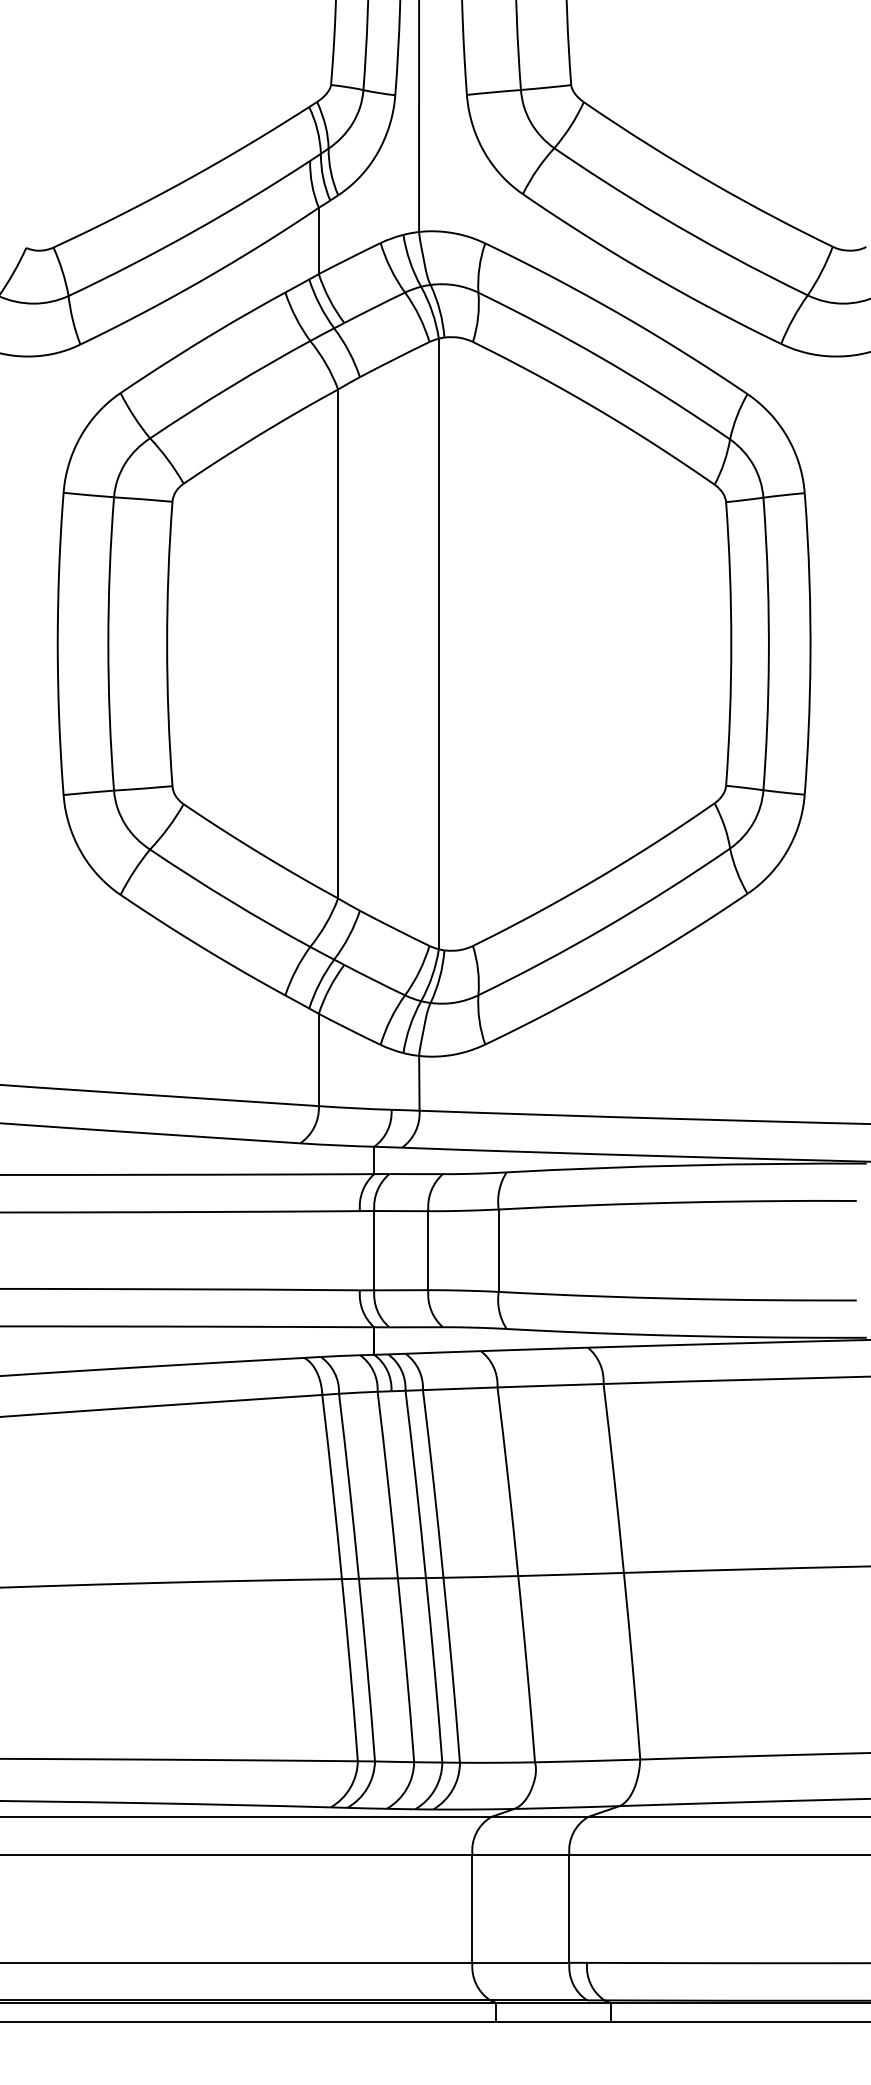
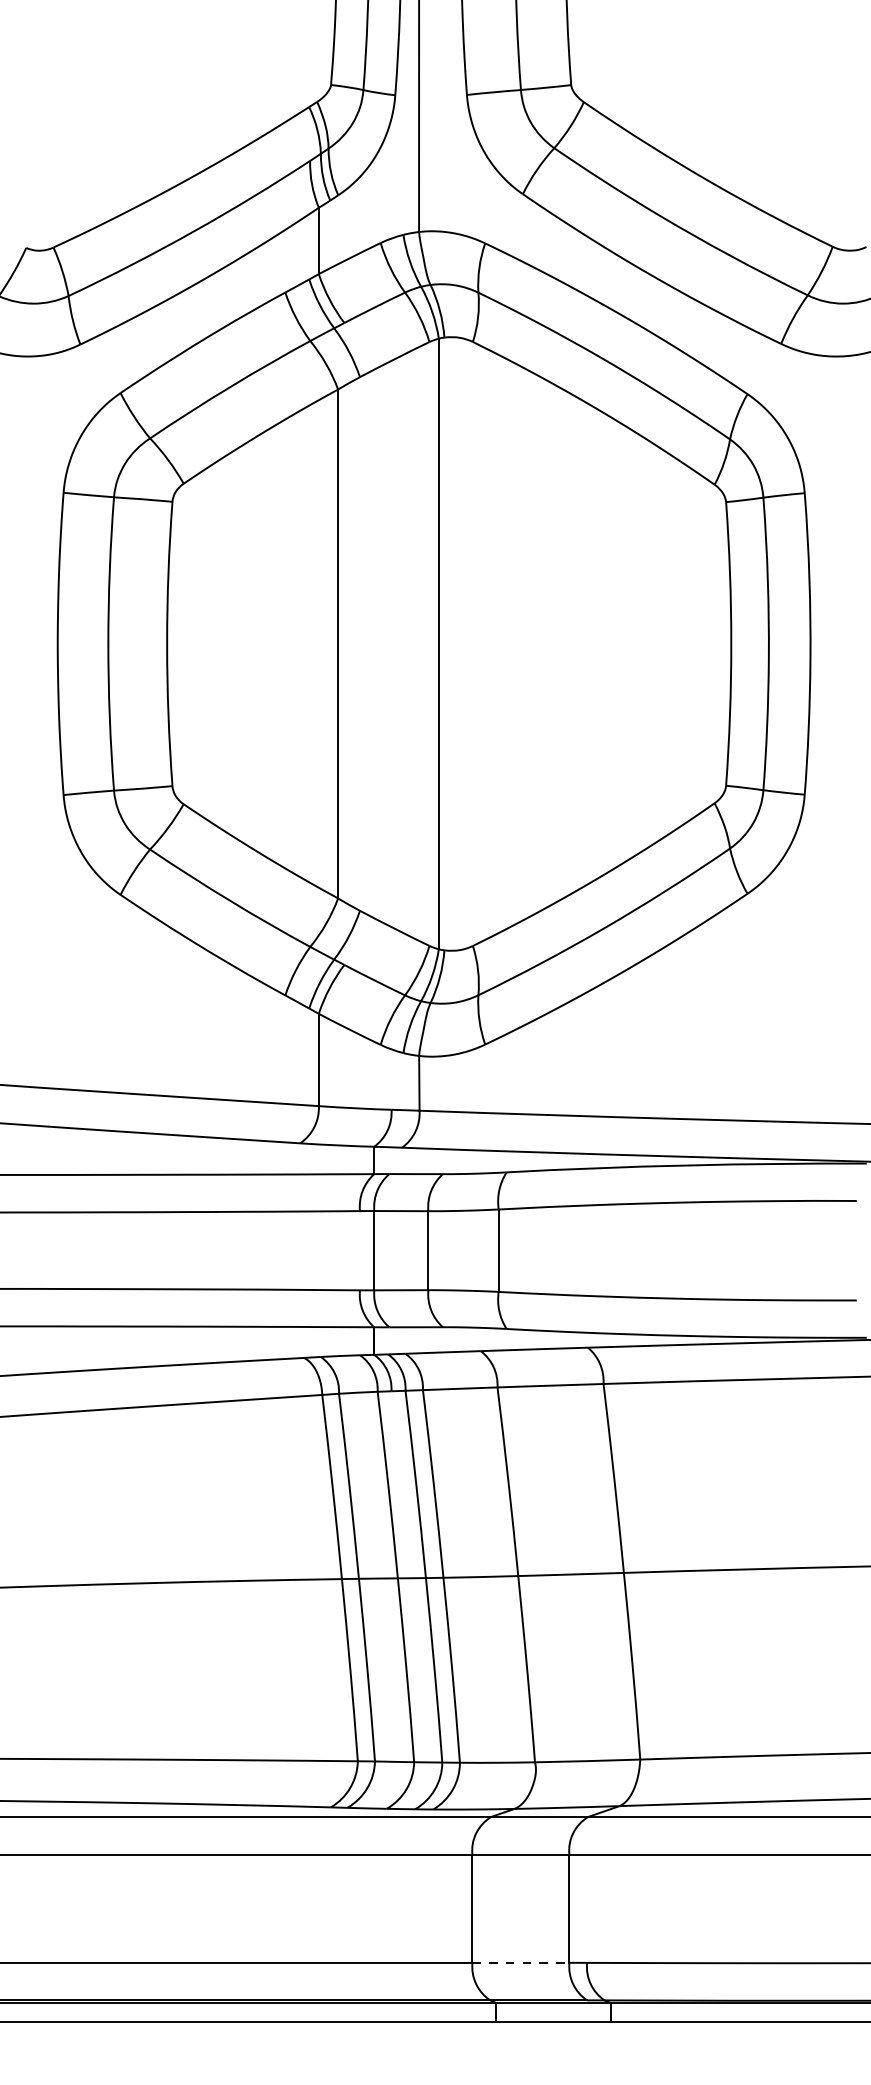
line: solid -> dashed (521, 1962)
